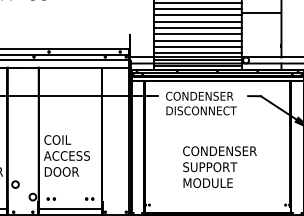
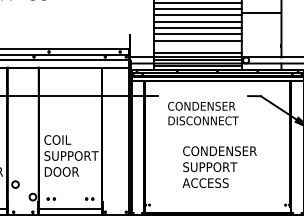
line: present -> none (197, 47)
text position: (201, 103) -> (203, 113) (203, 113)
text: ACCESS -> SUPPORT (71, 155)
text: MODULE -> ACCESS (207, 182)
